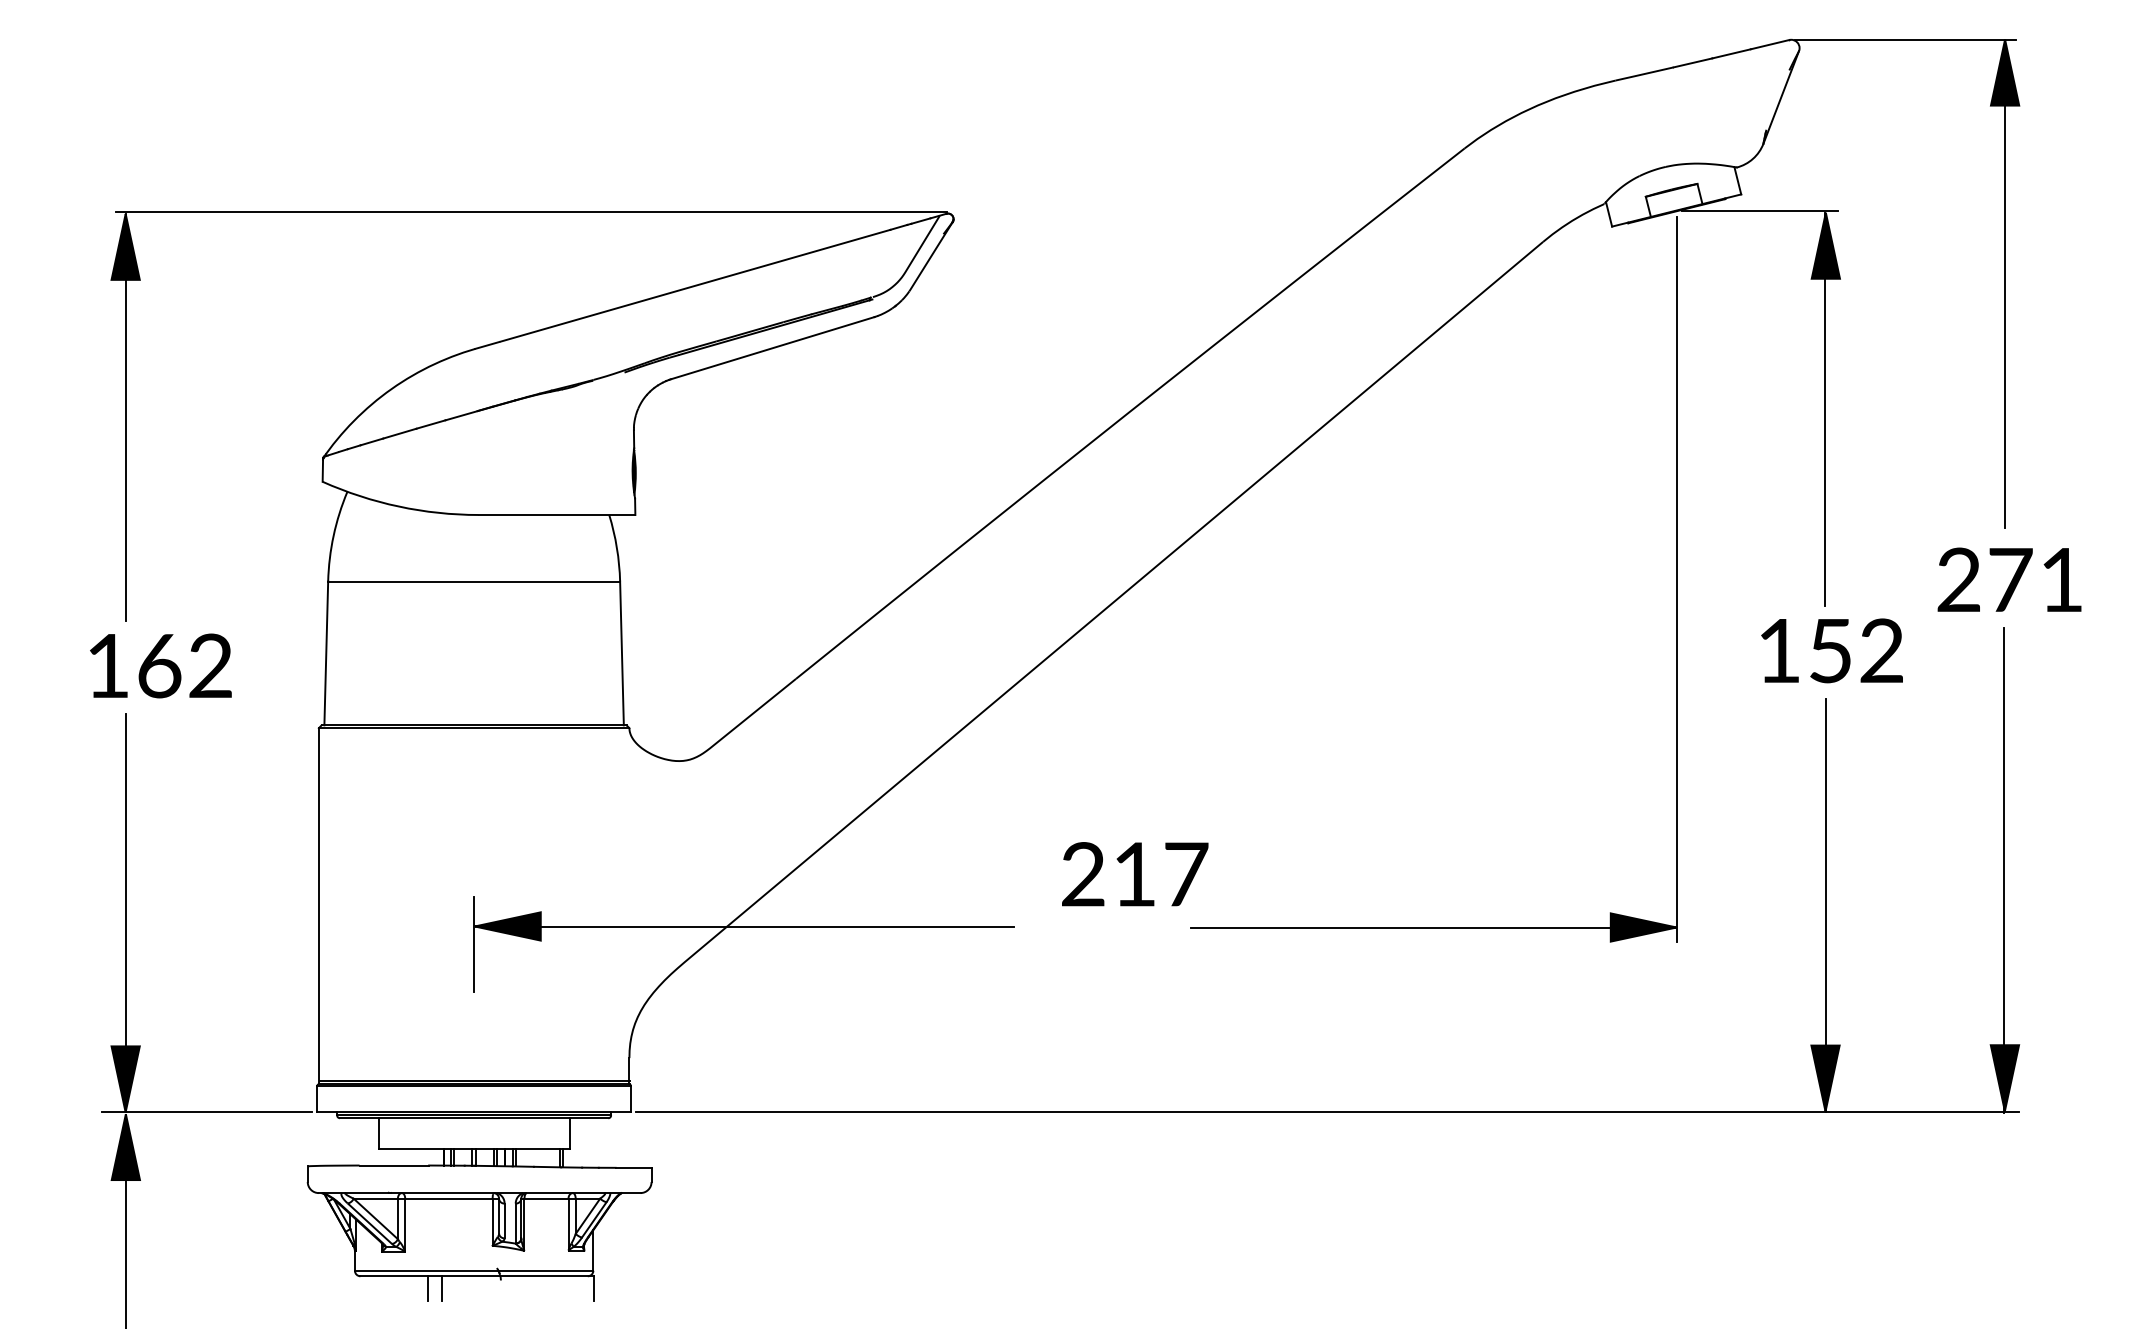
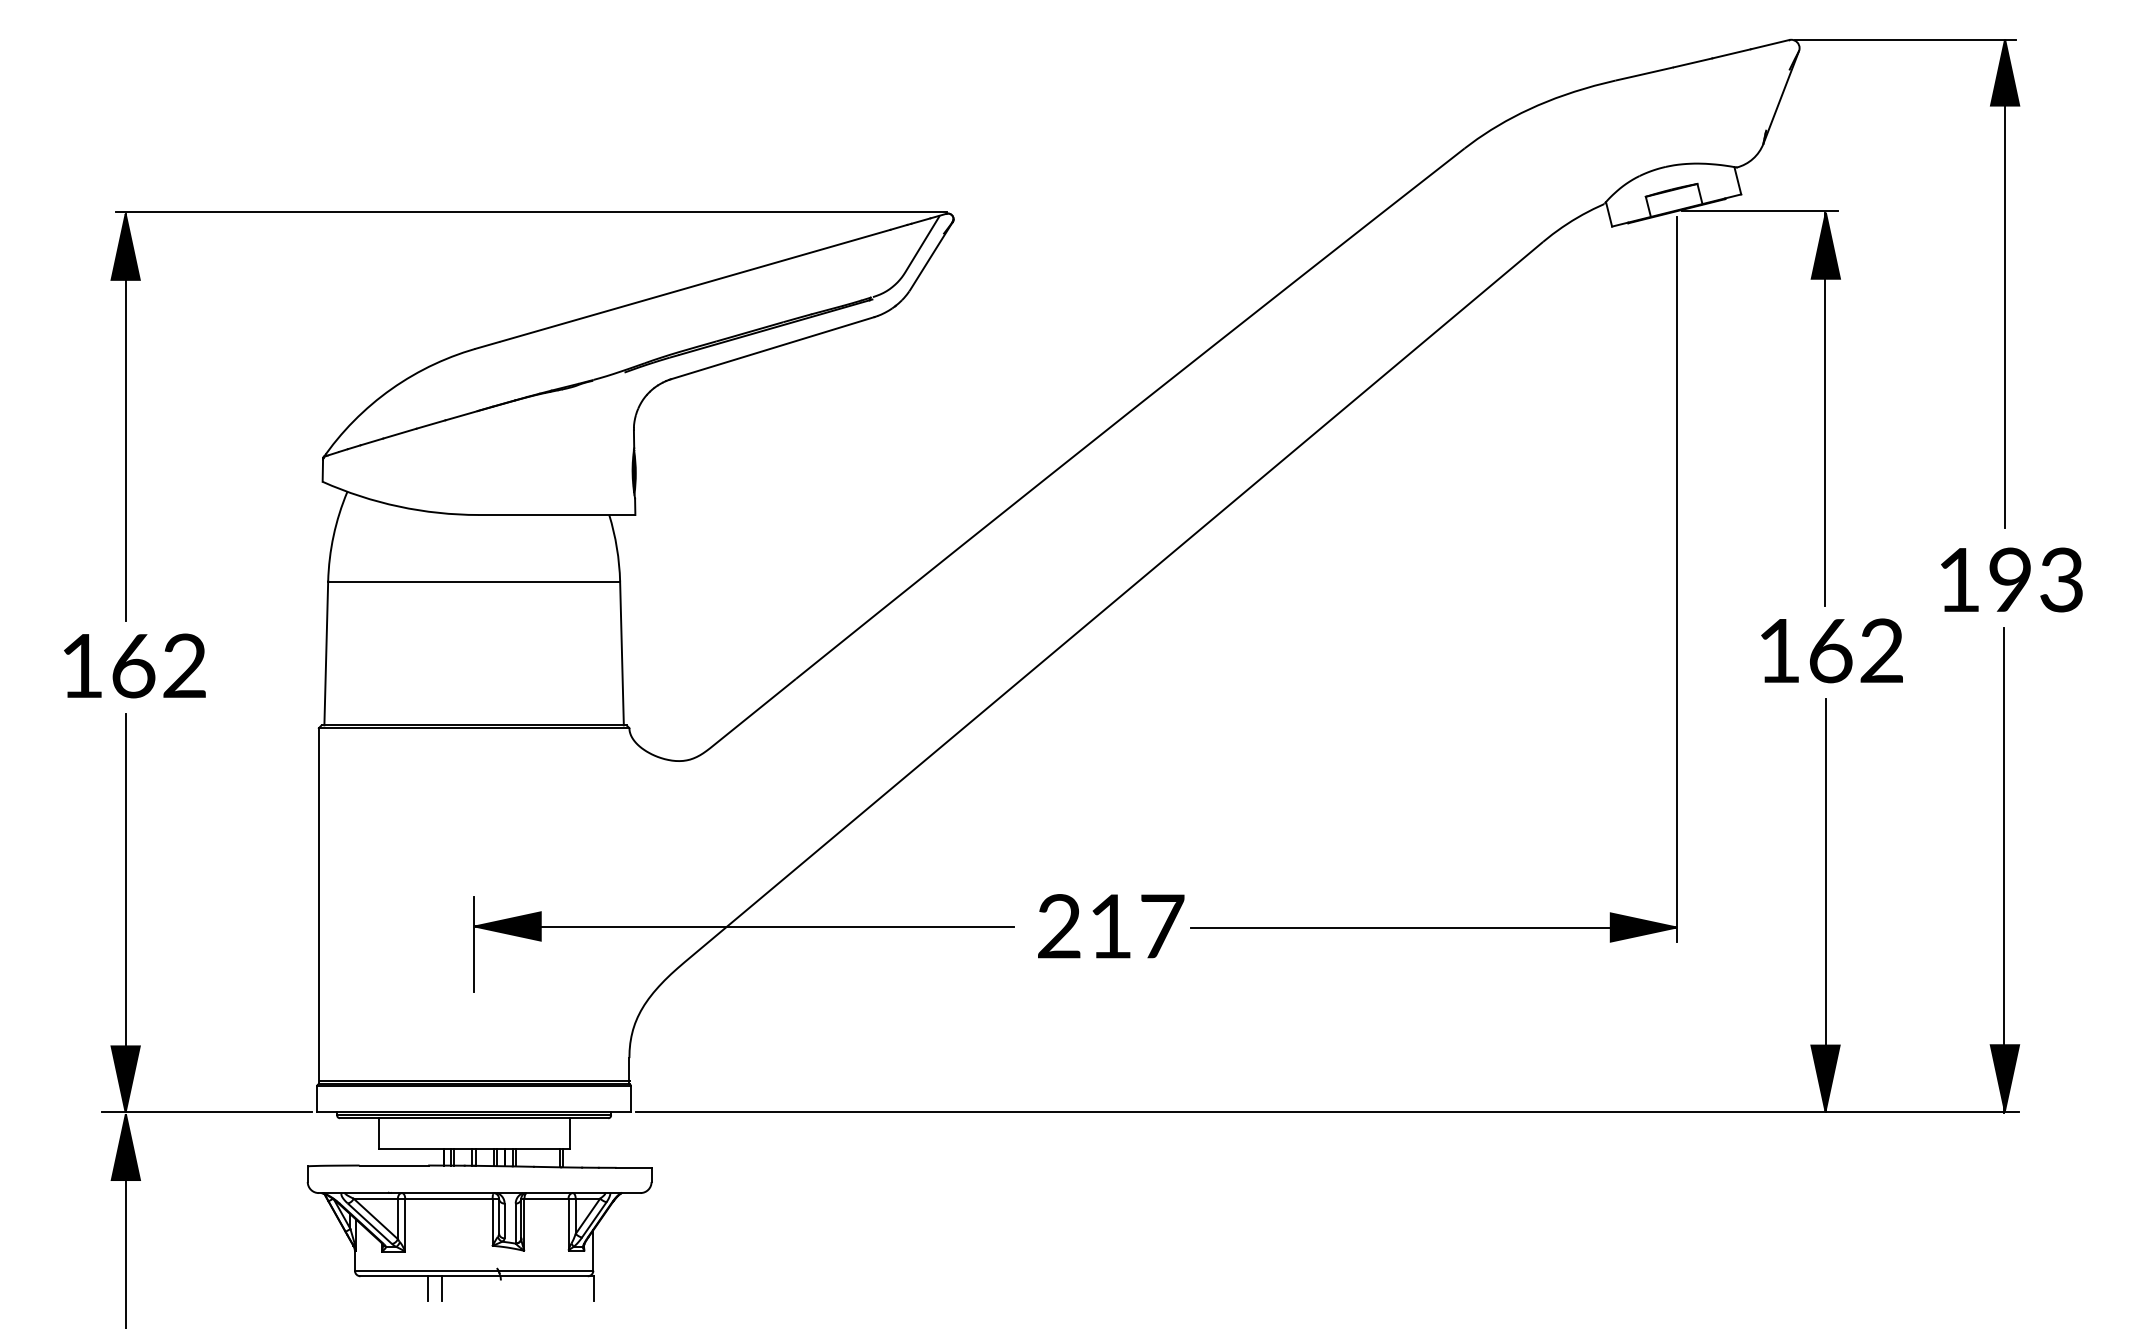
text: 271 -> 193 (2009, 579)
text: 152 -> 162 (1830, 651)
text position: (160, 665) -> (134, 665) (134, 665)
text position: (1135, 874) -> (1111, 926) (1111, 926)
